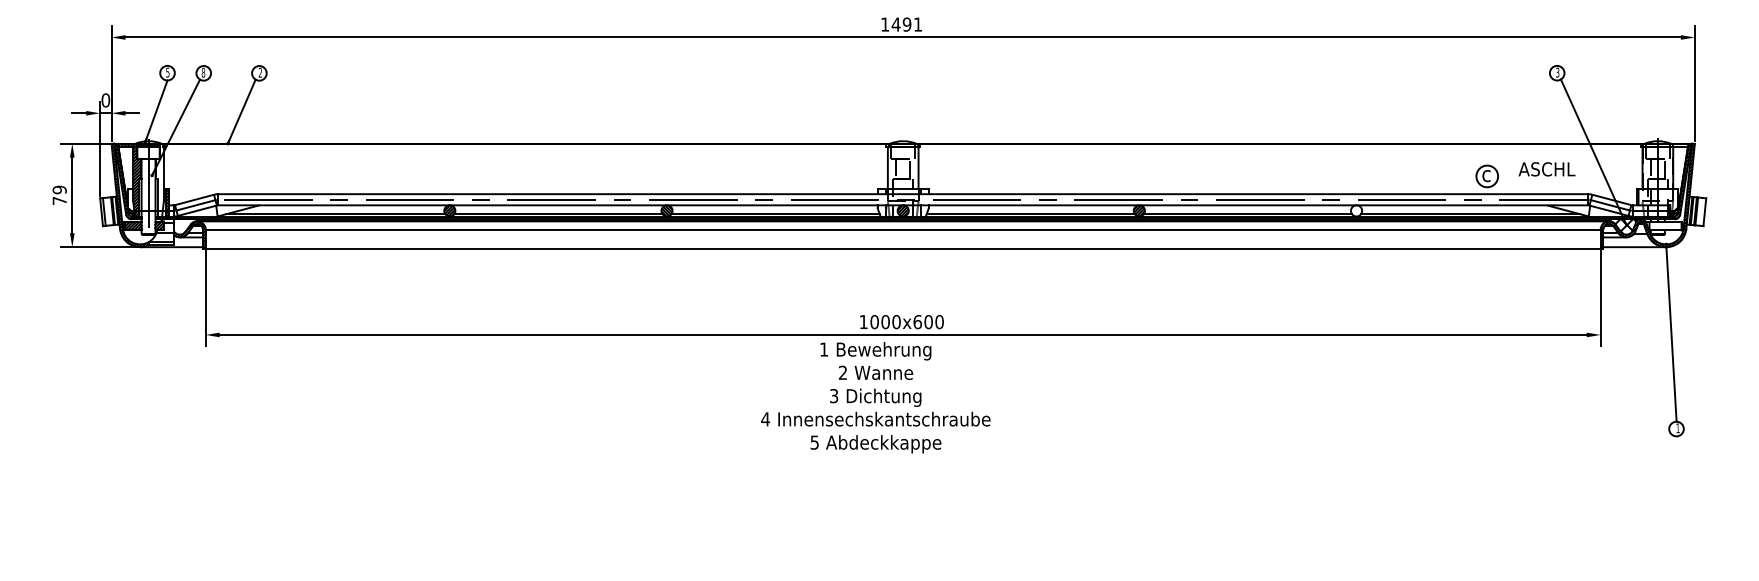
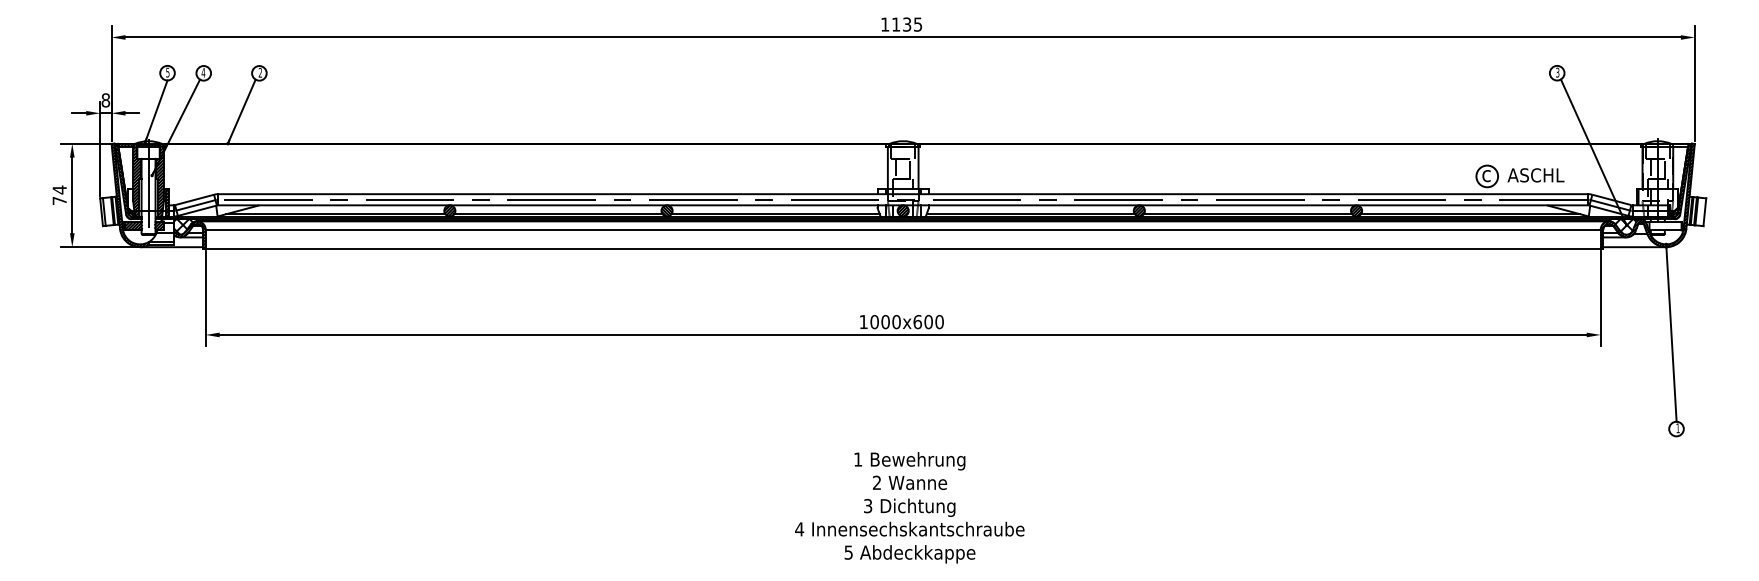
text: 1491 -> 1135 (906, 24)
text: 8 -> 4 (203, 72)
text: 0 -> 8 (105, 100)
text position: (1546, 169) -> (1535, 175) (1535, 175)
hatch: none -> present (159, 179)
text: 79 -> 74 (59, 189)
hatch: none -> present (1356, 210)
hatch: none -> present (183, 226)
text position: (875, 397) -> (909, 507) (909, 507)
